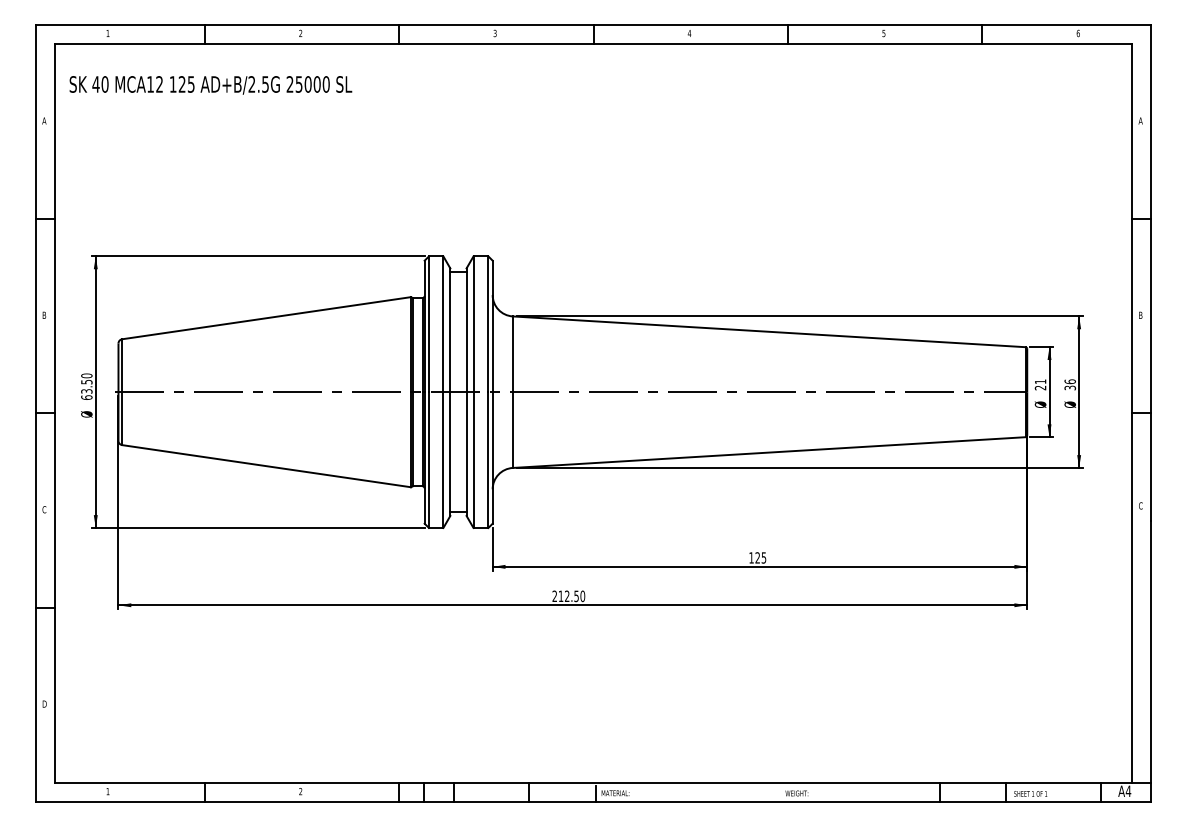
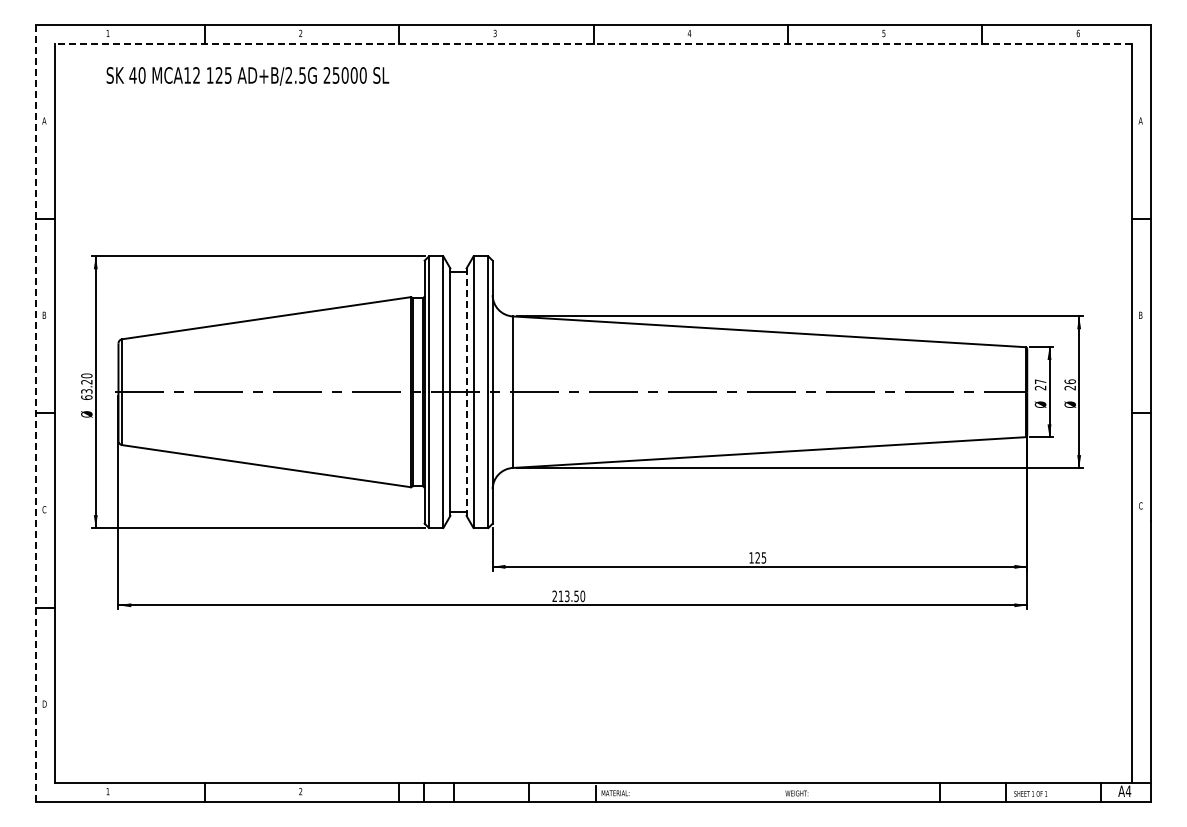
line: solid -> dashed (592, 44)
text position: (210, 85) -> (247, 76) (247, 76)
text: 21 -> 27 (1040, 381)
text: 63.50 -> 63.20 (86, 382)
text: 36 -> 26 (1070, 387)
line: solid -> dashed (466, 392)
line: solid -> dashed (35, 413)
text: 212.50 -> 213.50 (567, 596)
